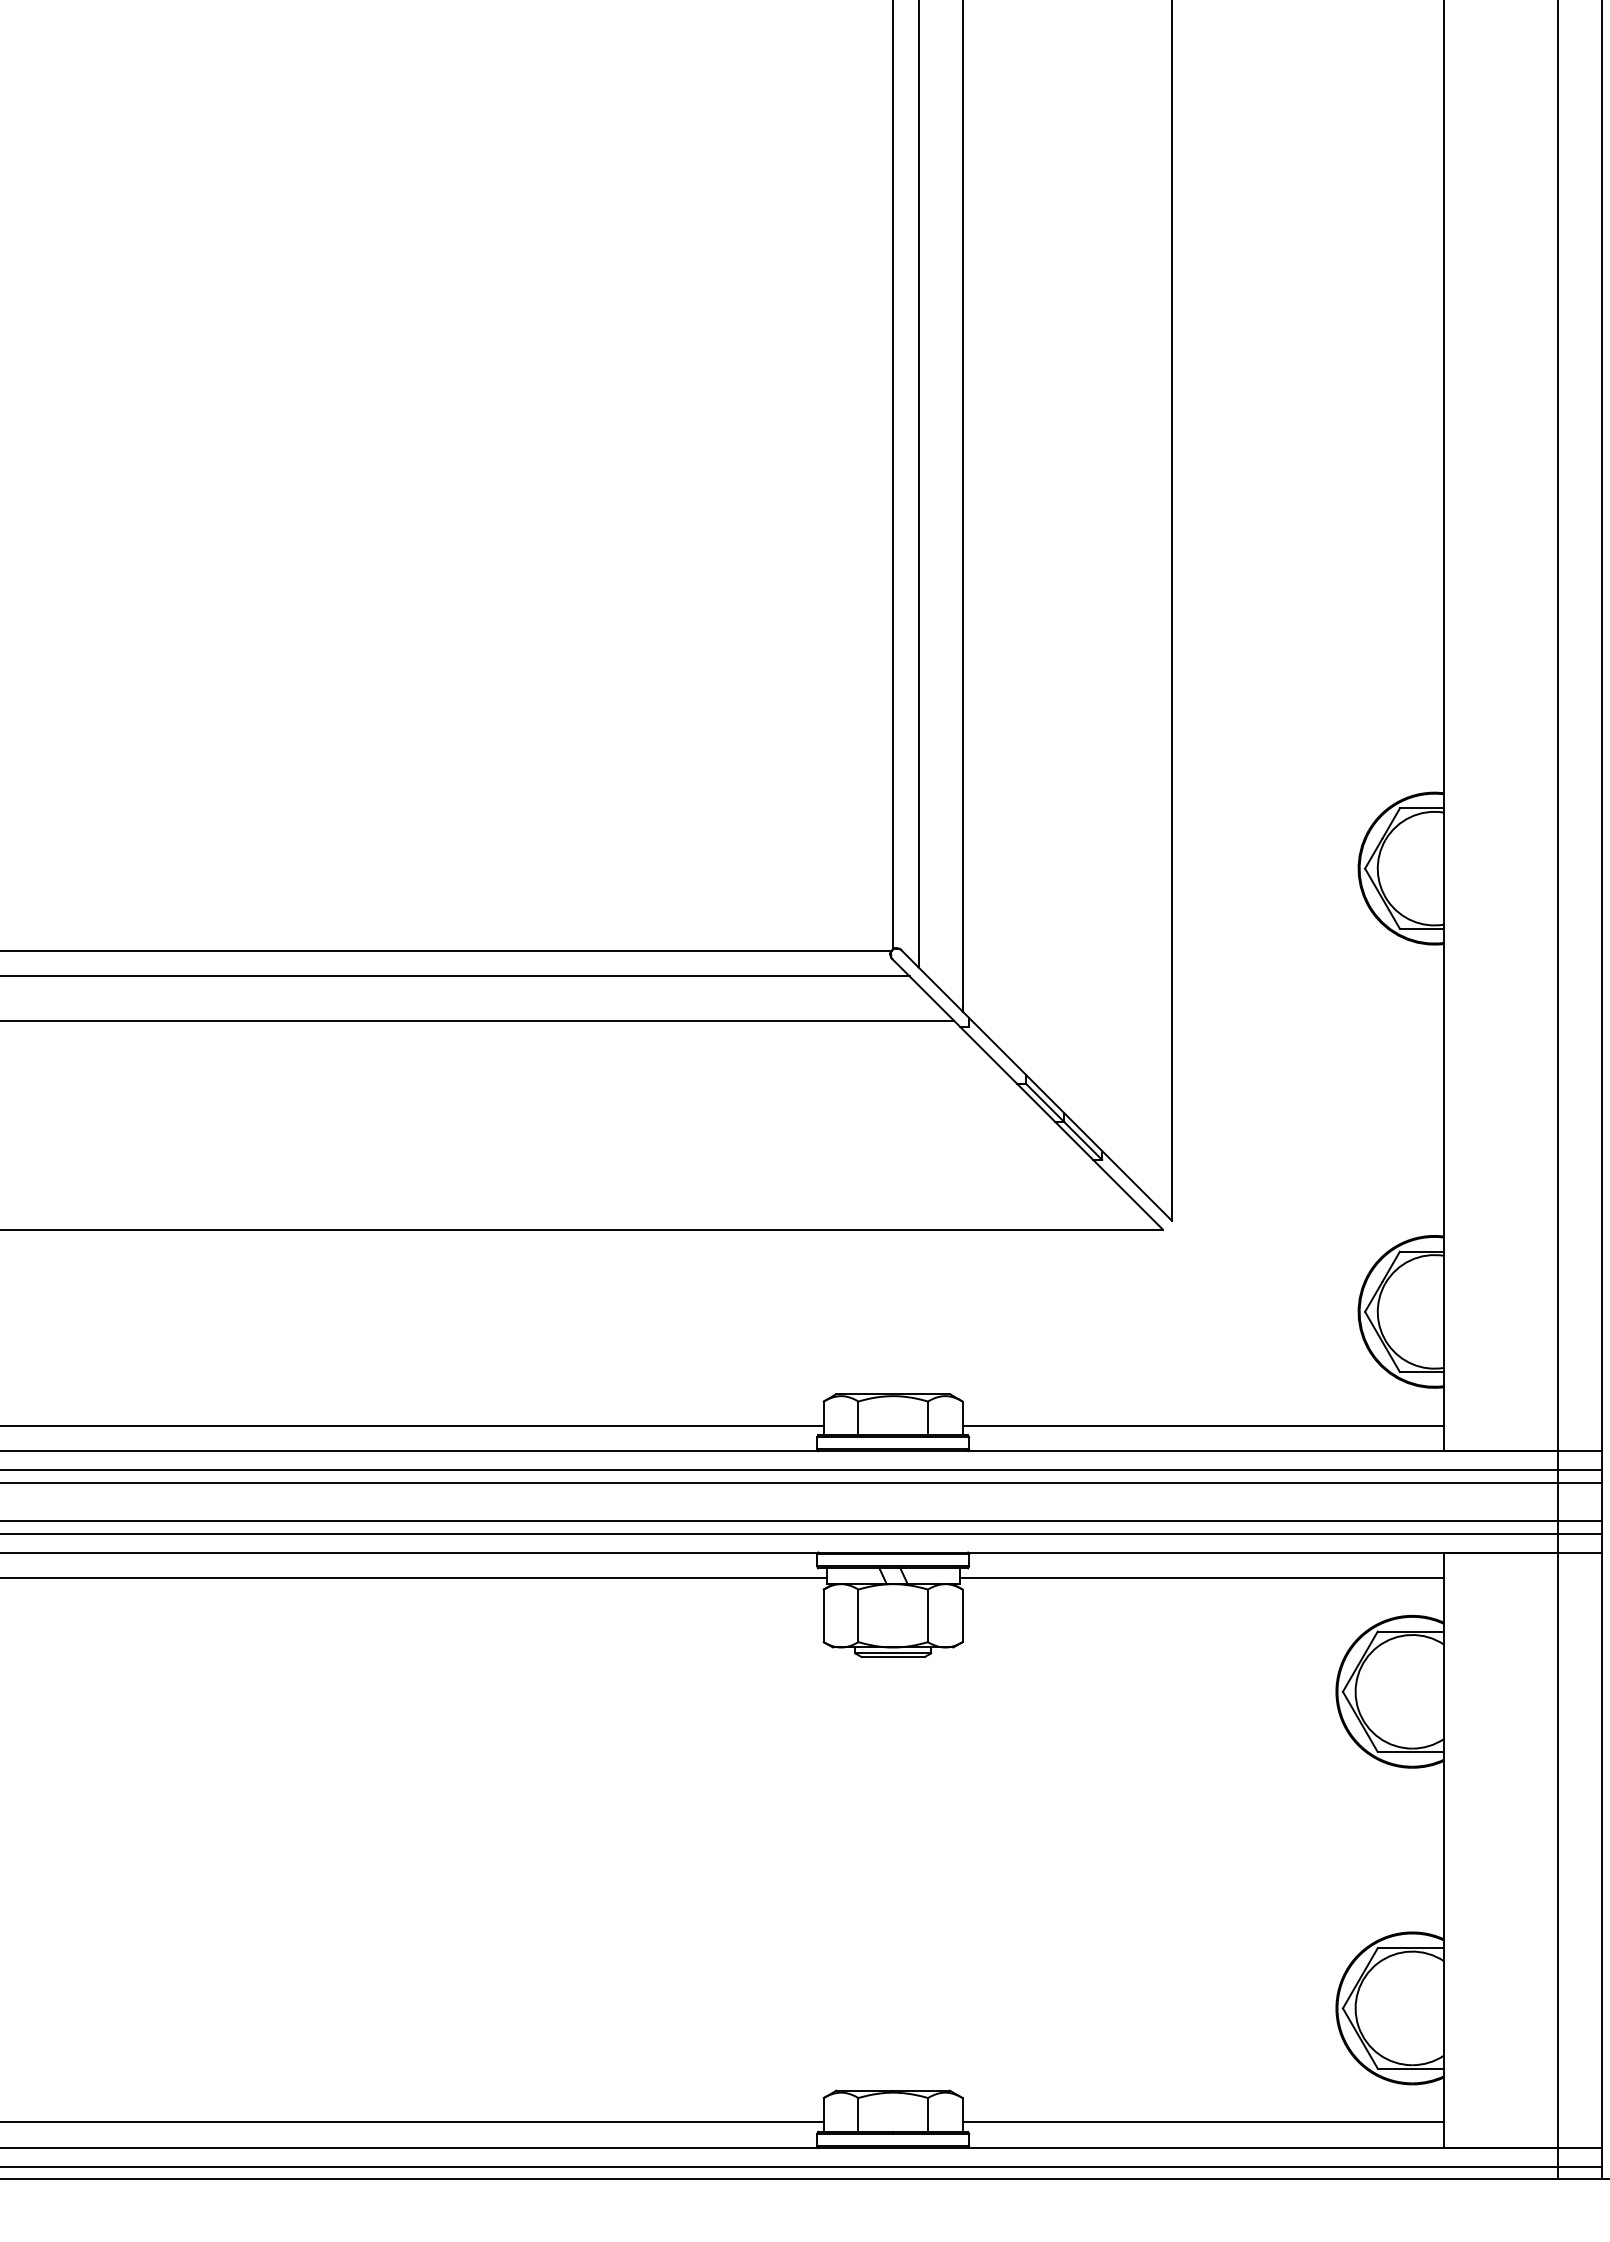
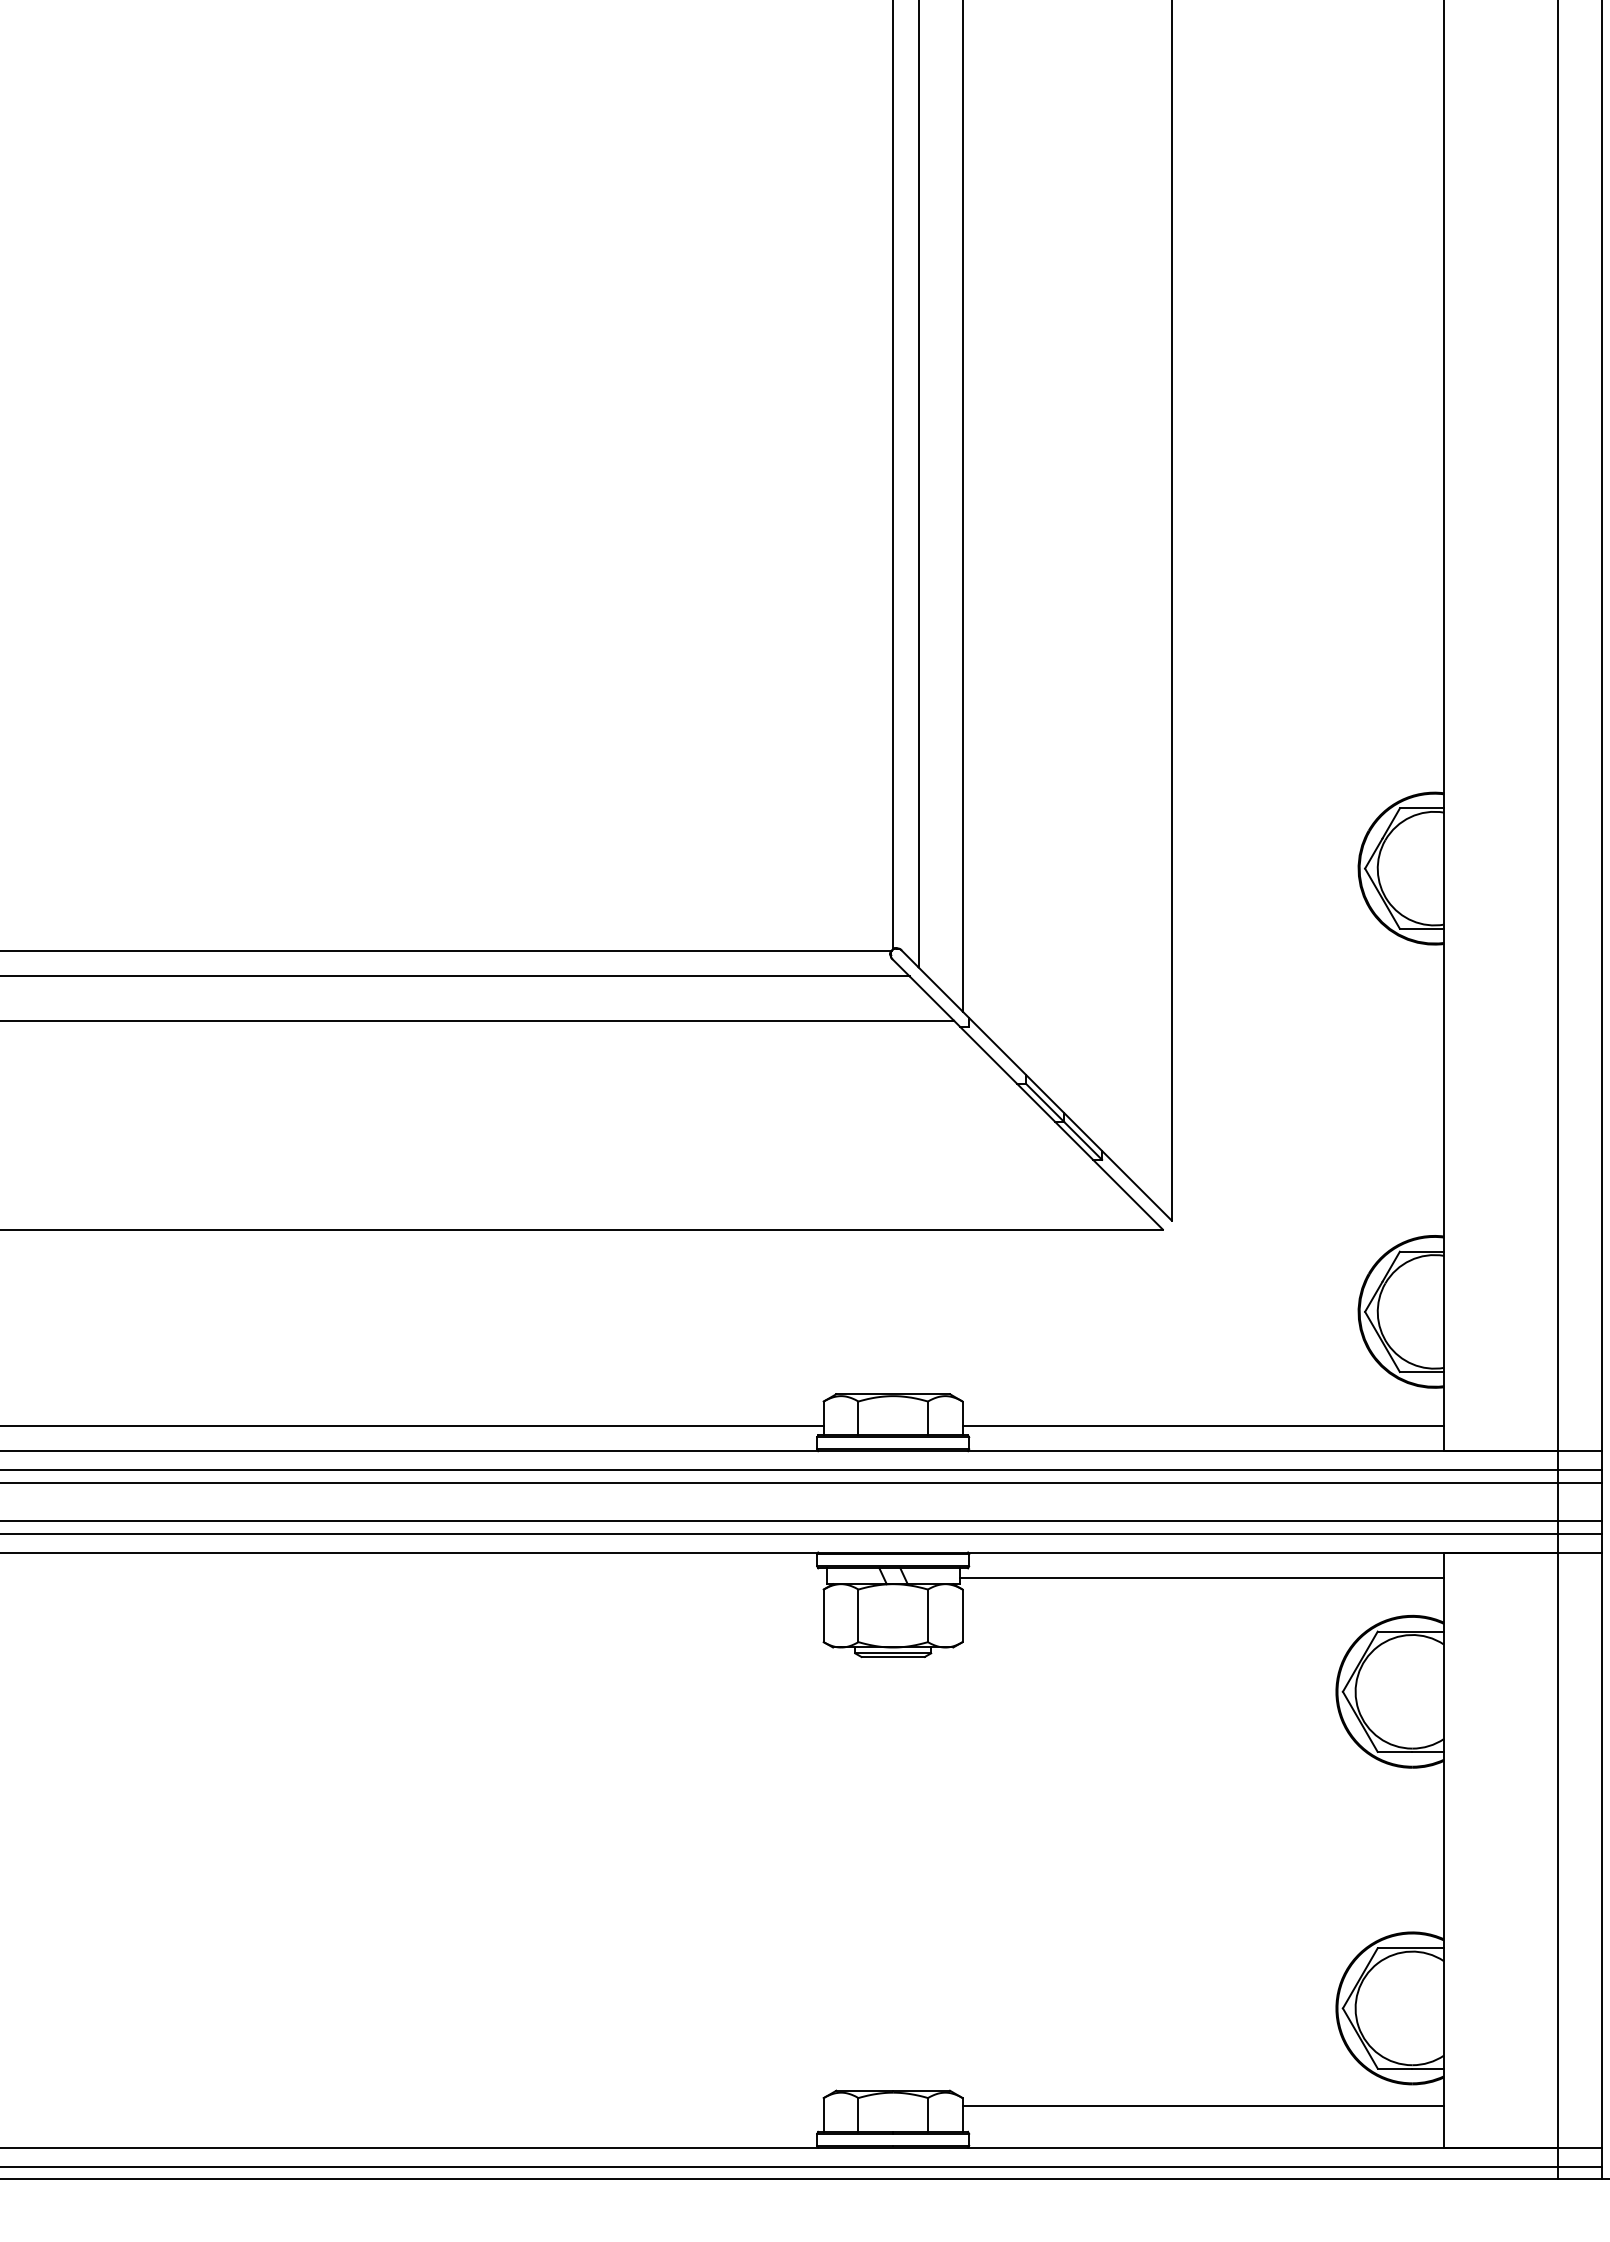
line: present -> none (414, 1577)
line: present -> none (412, 2122)
line position: (1203, 2122) -> (1203, 2106) (1203, 2106)
